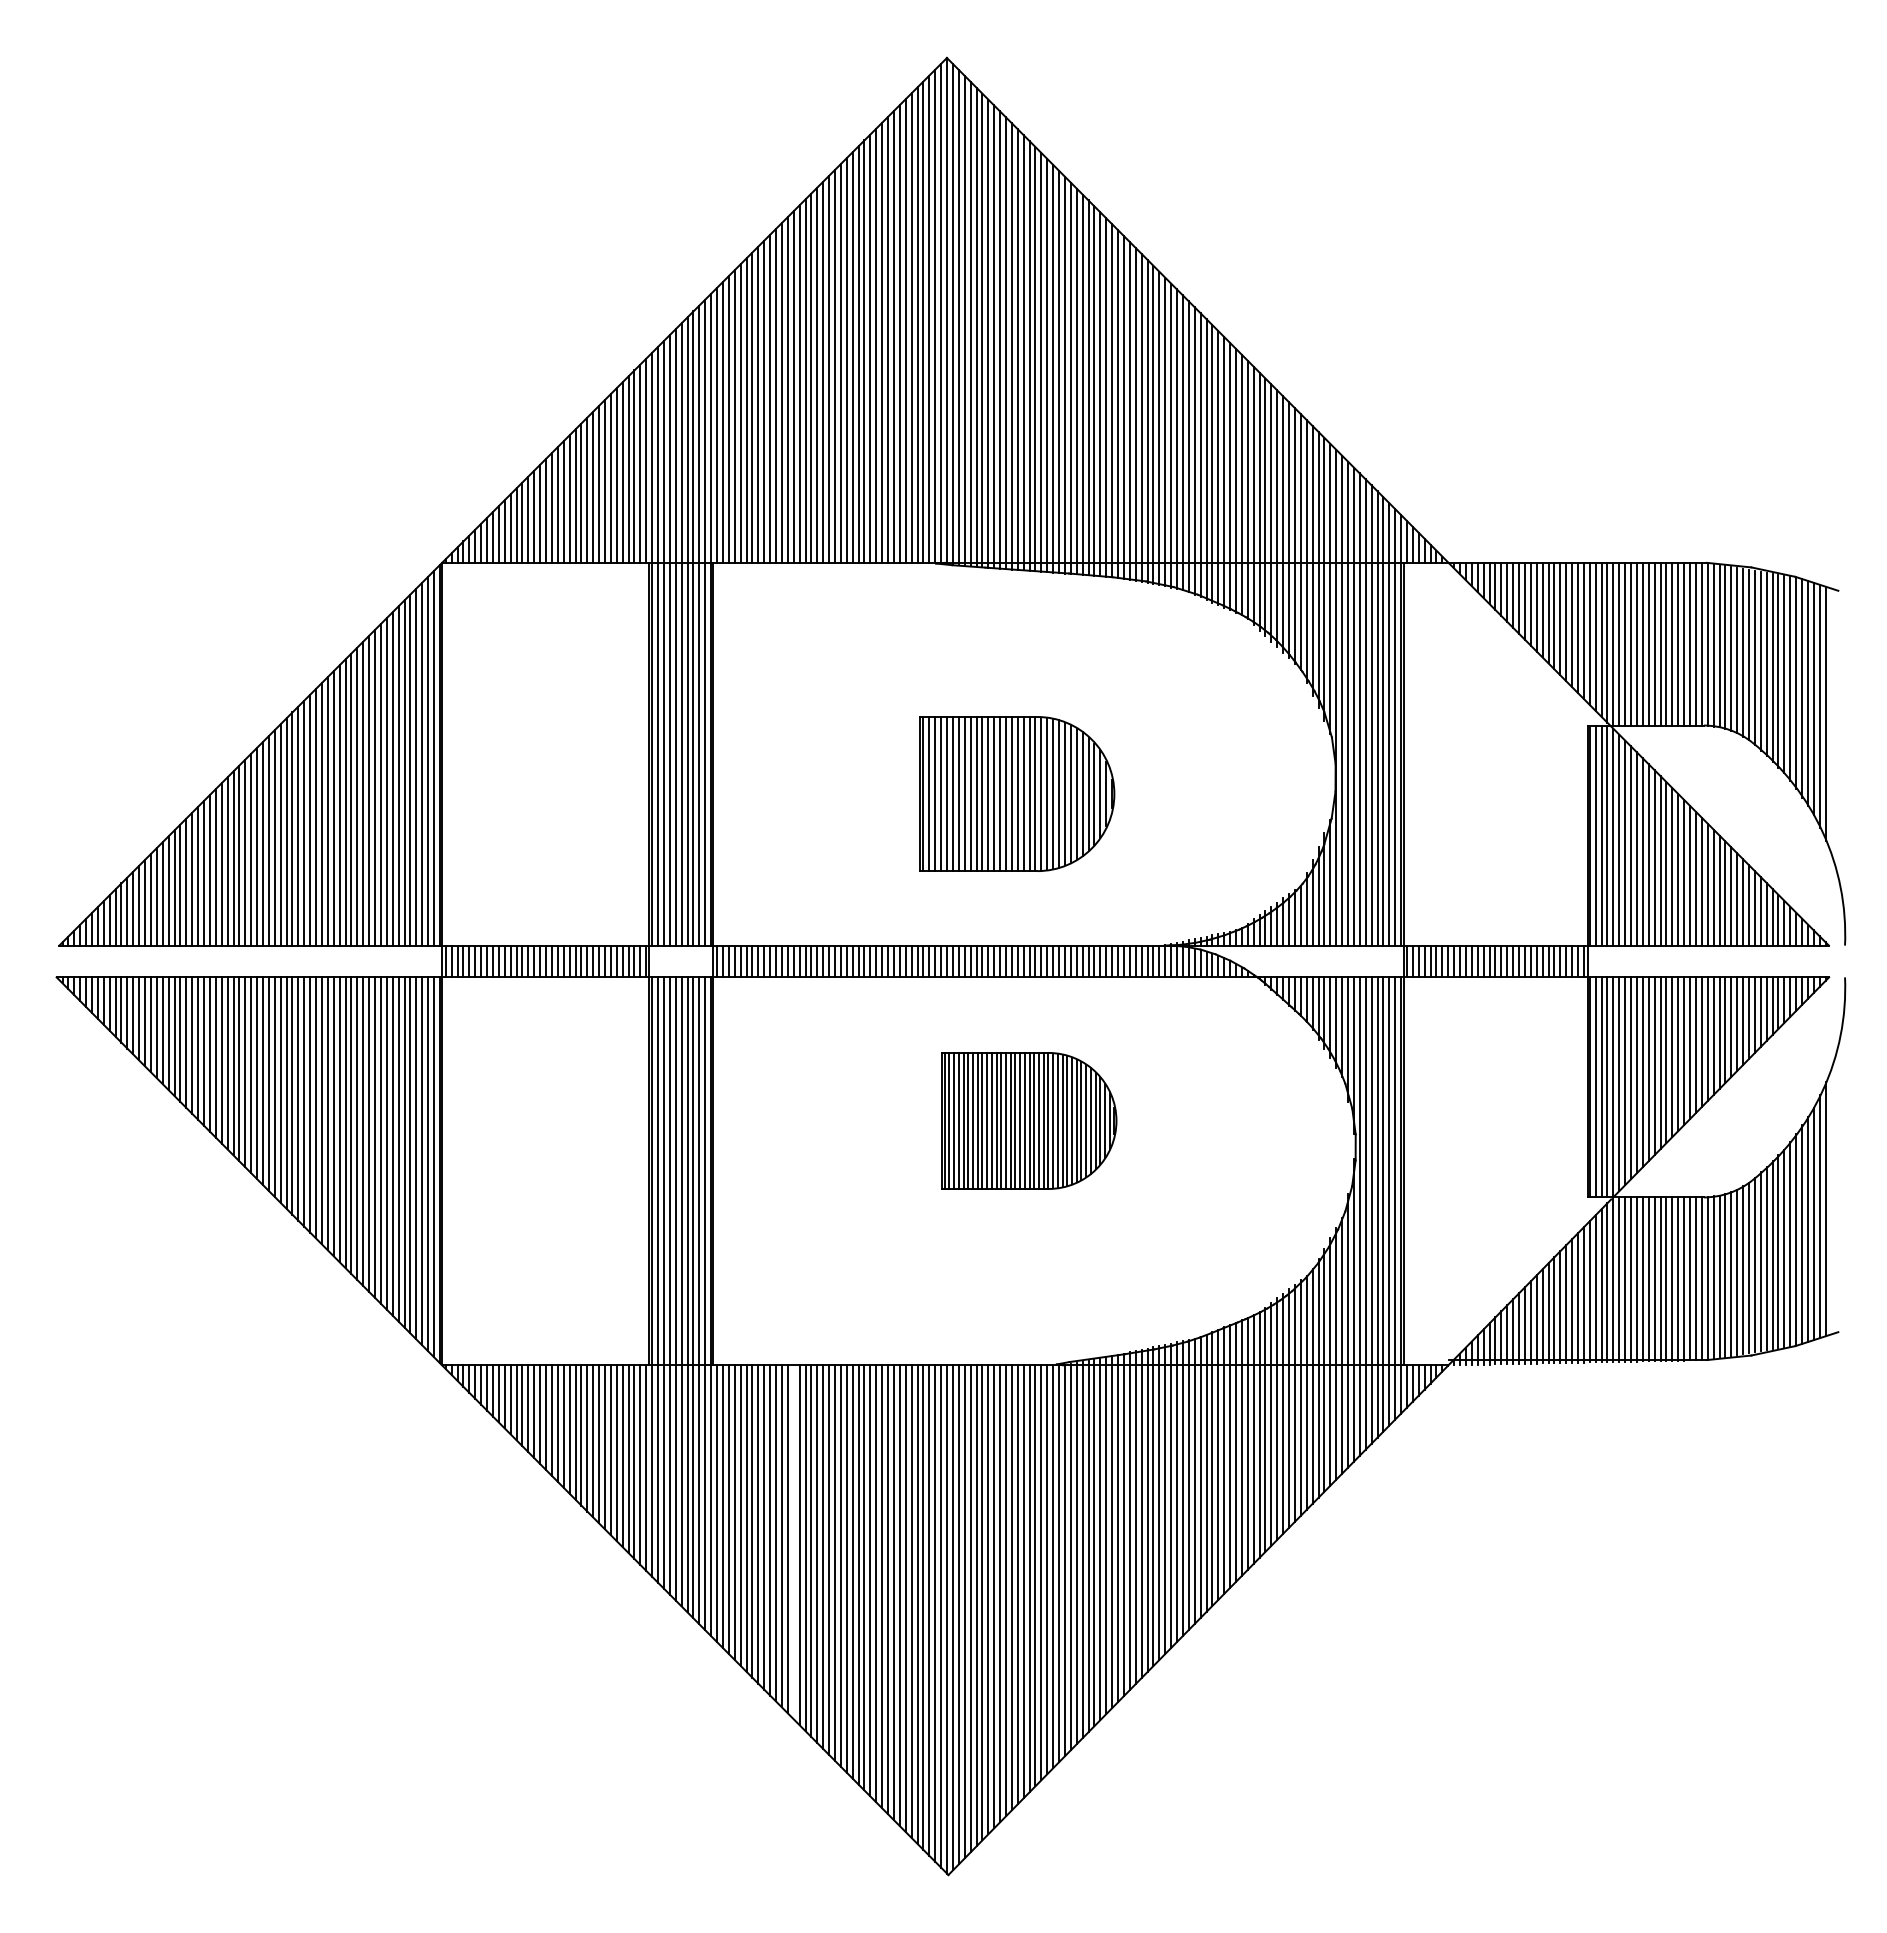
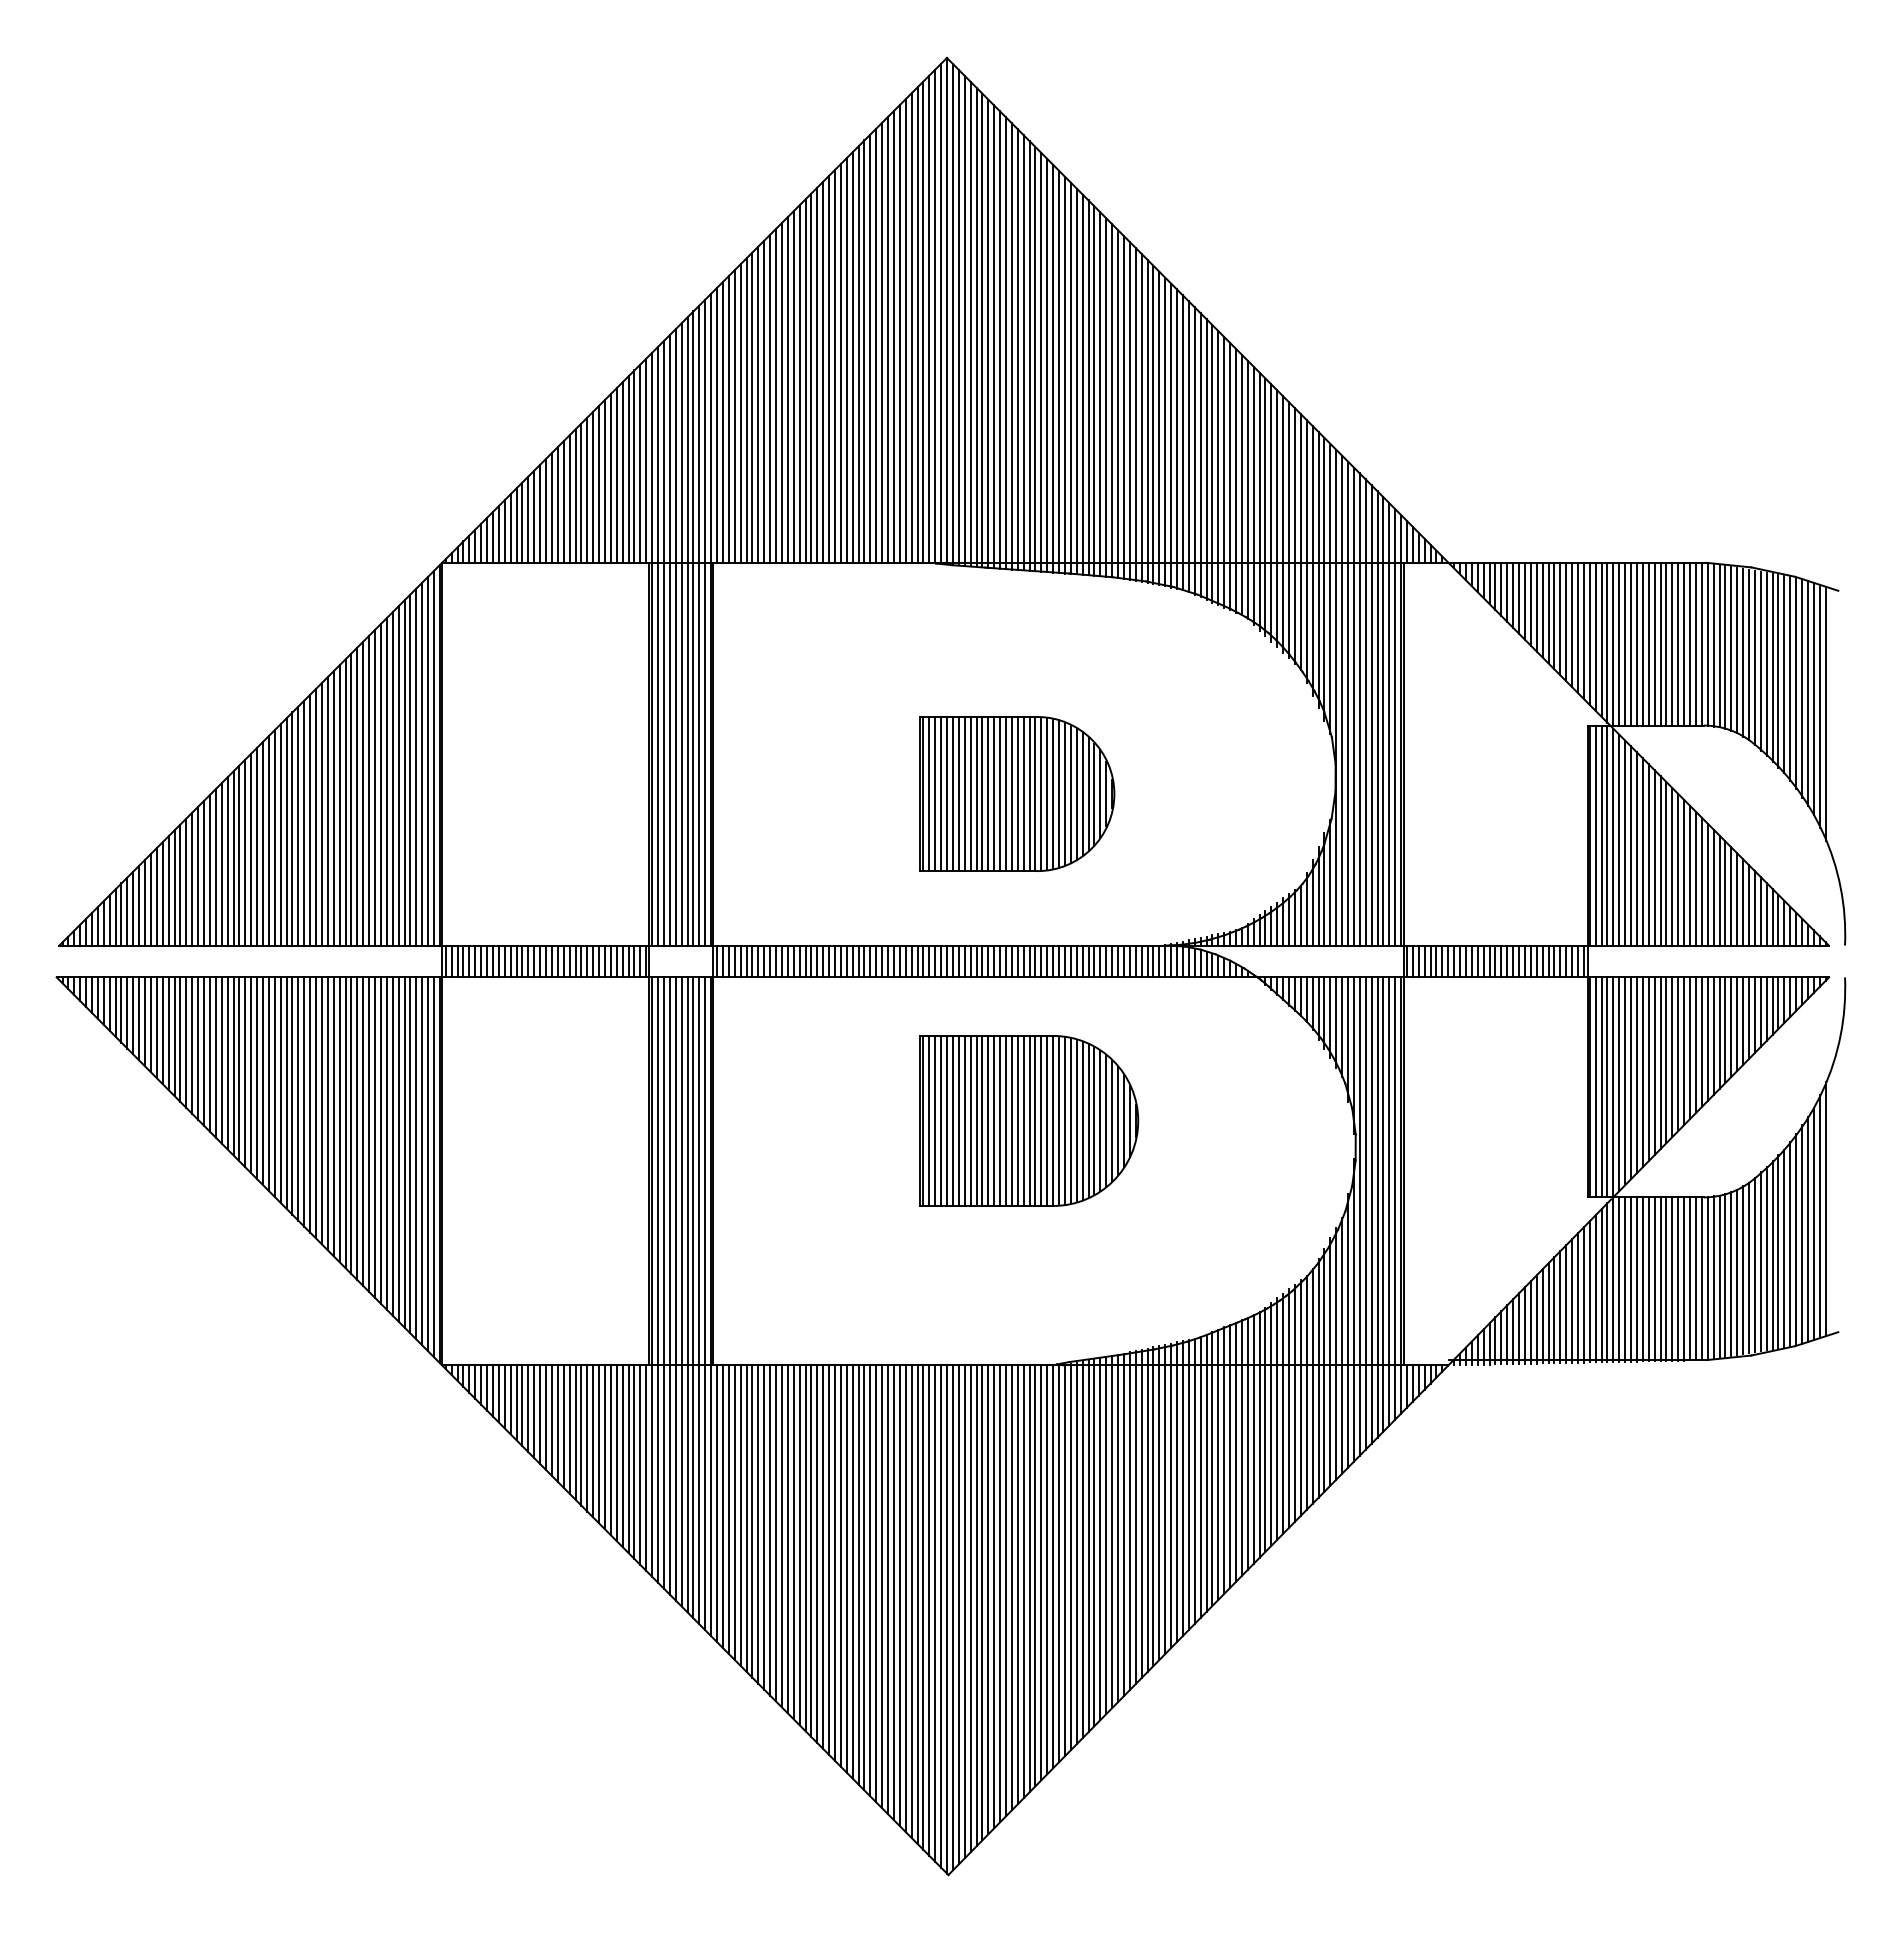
part size: 177x138 px -> 221x172 px (1029, 1120)
line: none -> present (793, 1542)
